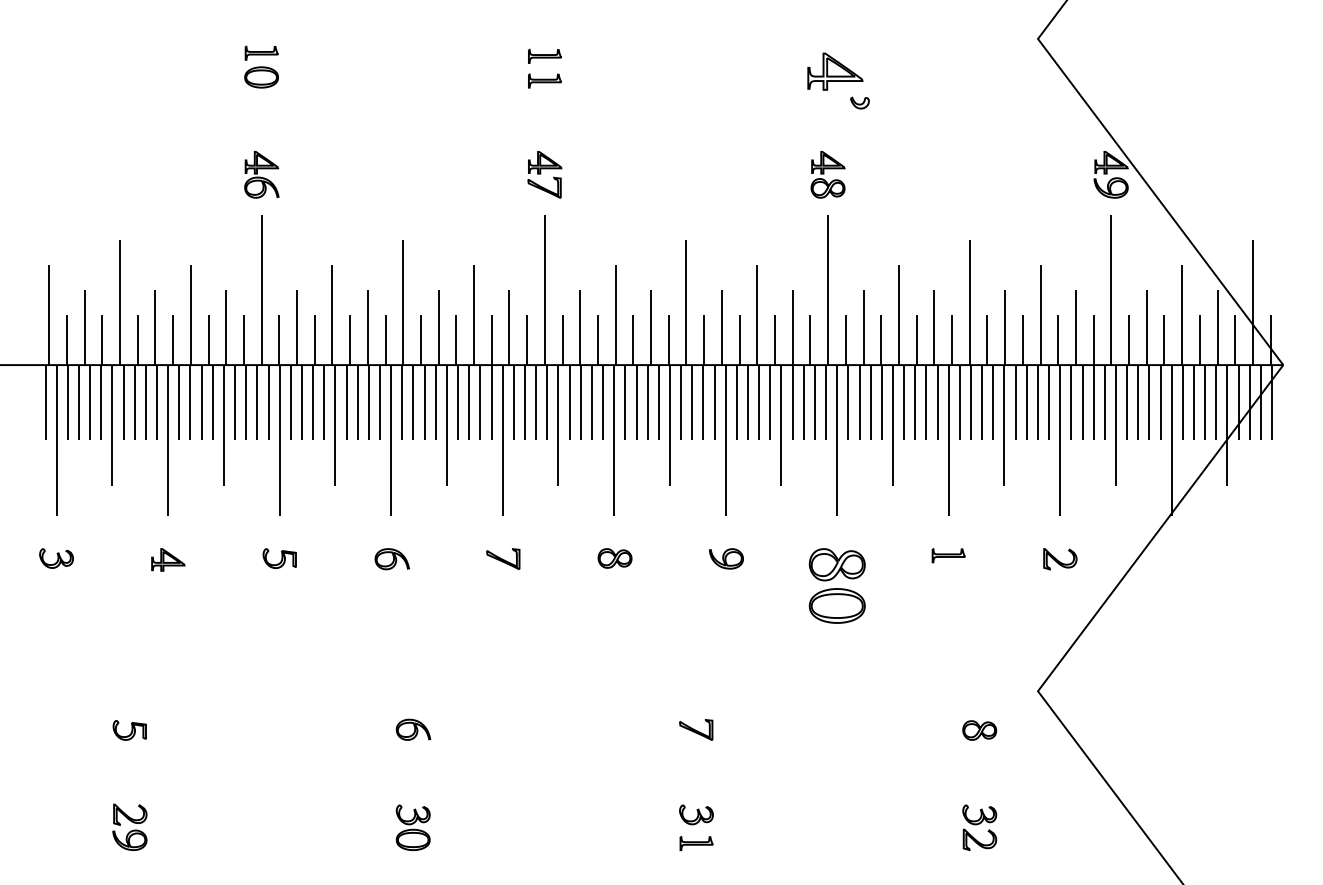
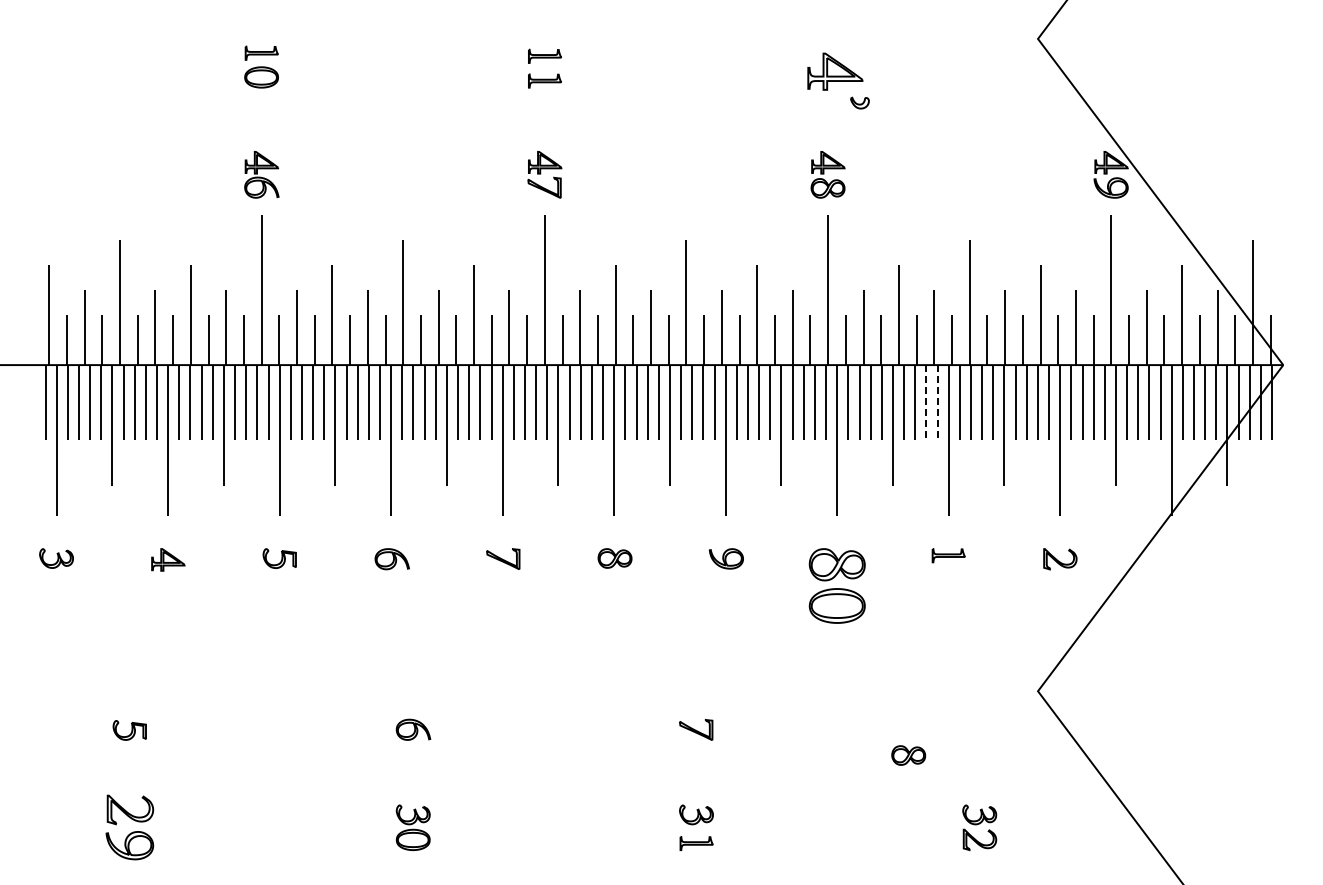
line: solid -> dashed (926, 402)
line: solid -> dashed (937, 402)
part position: (979, 730) -> (908, 755) (908, 755)
part size: 36x48 px -> 50x67 px (129, 827)
